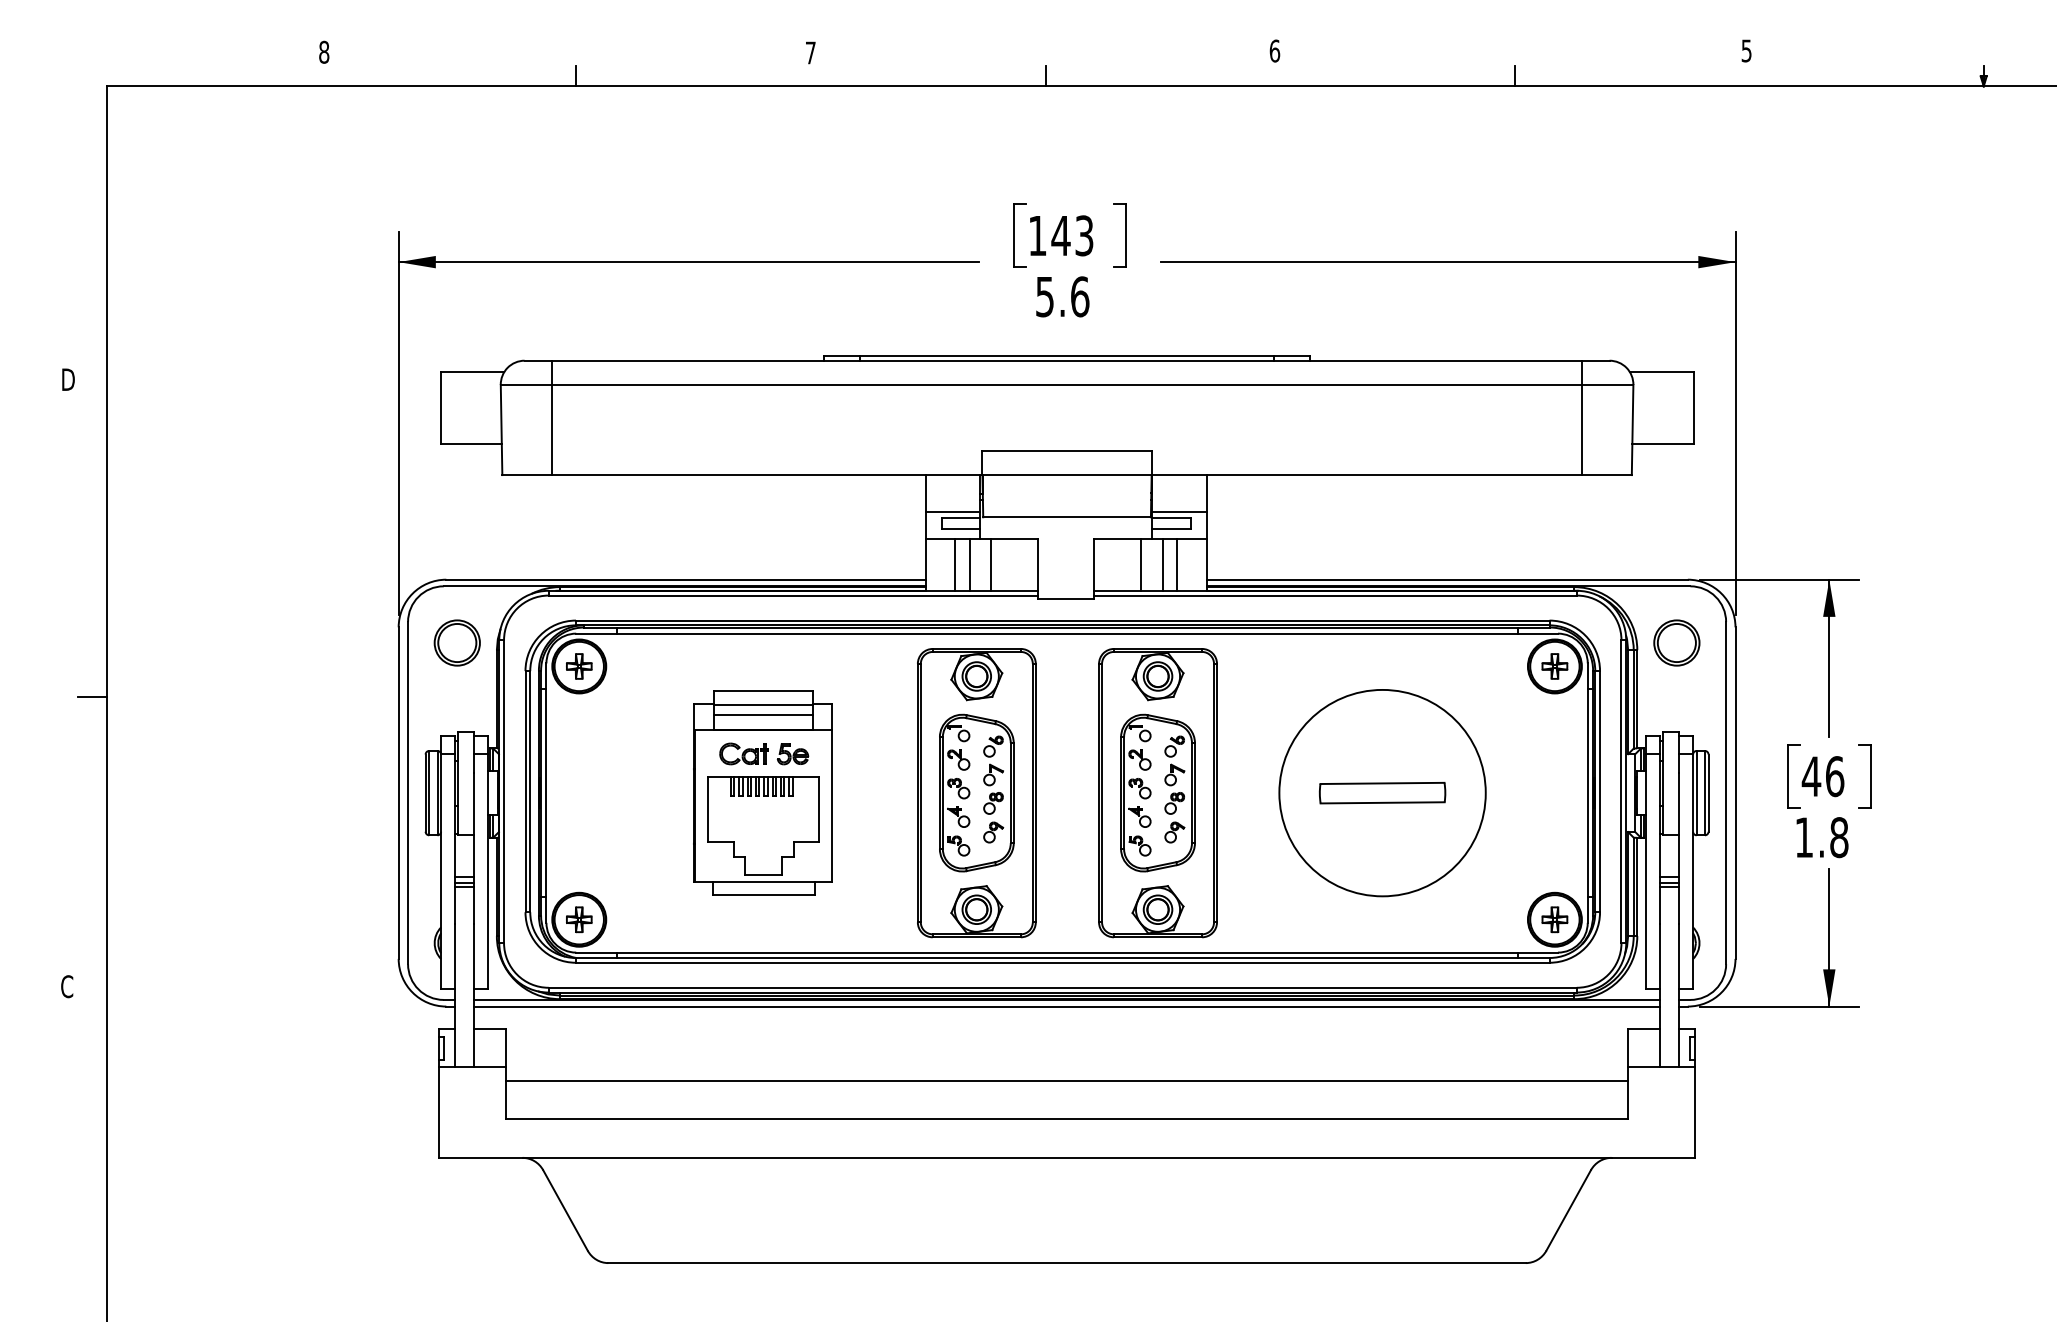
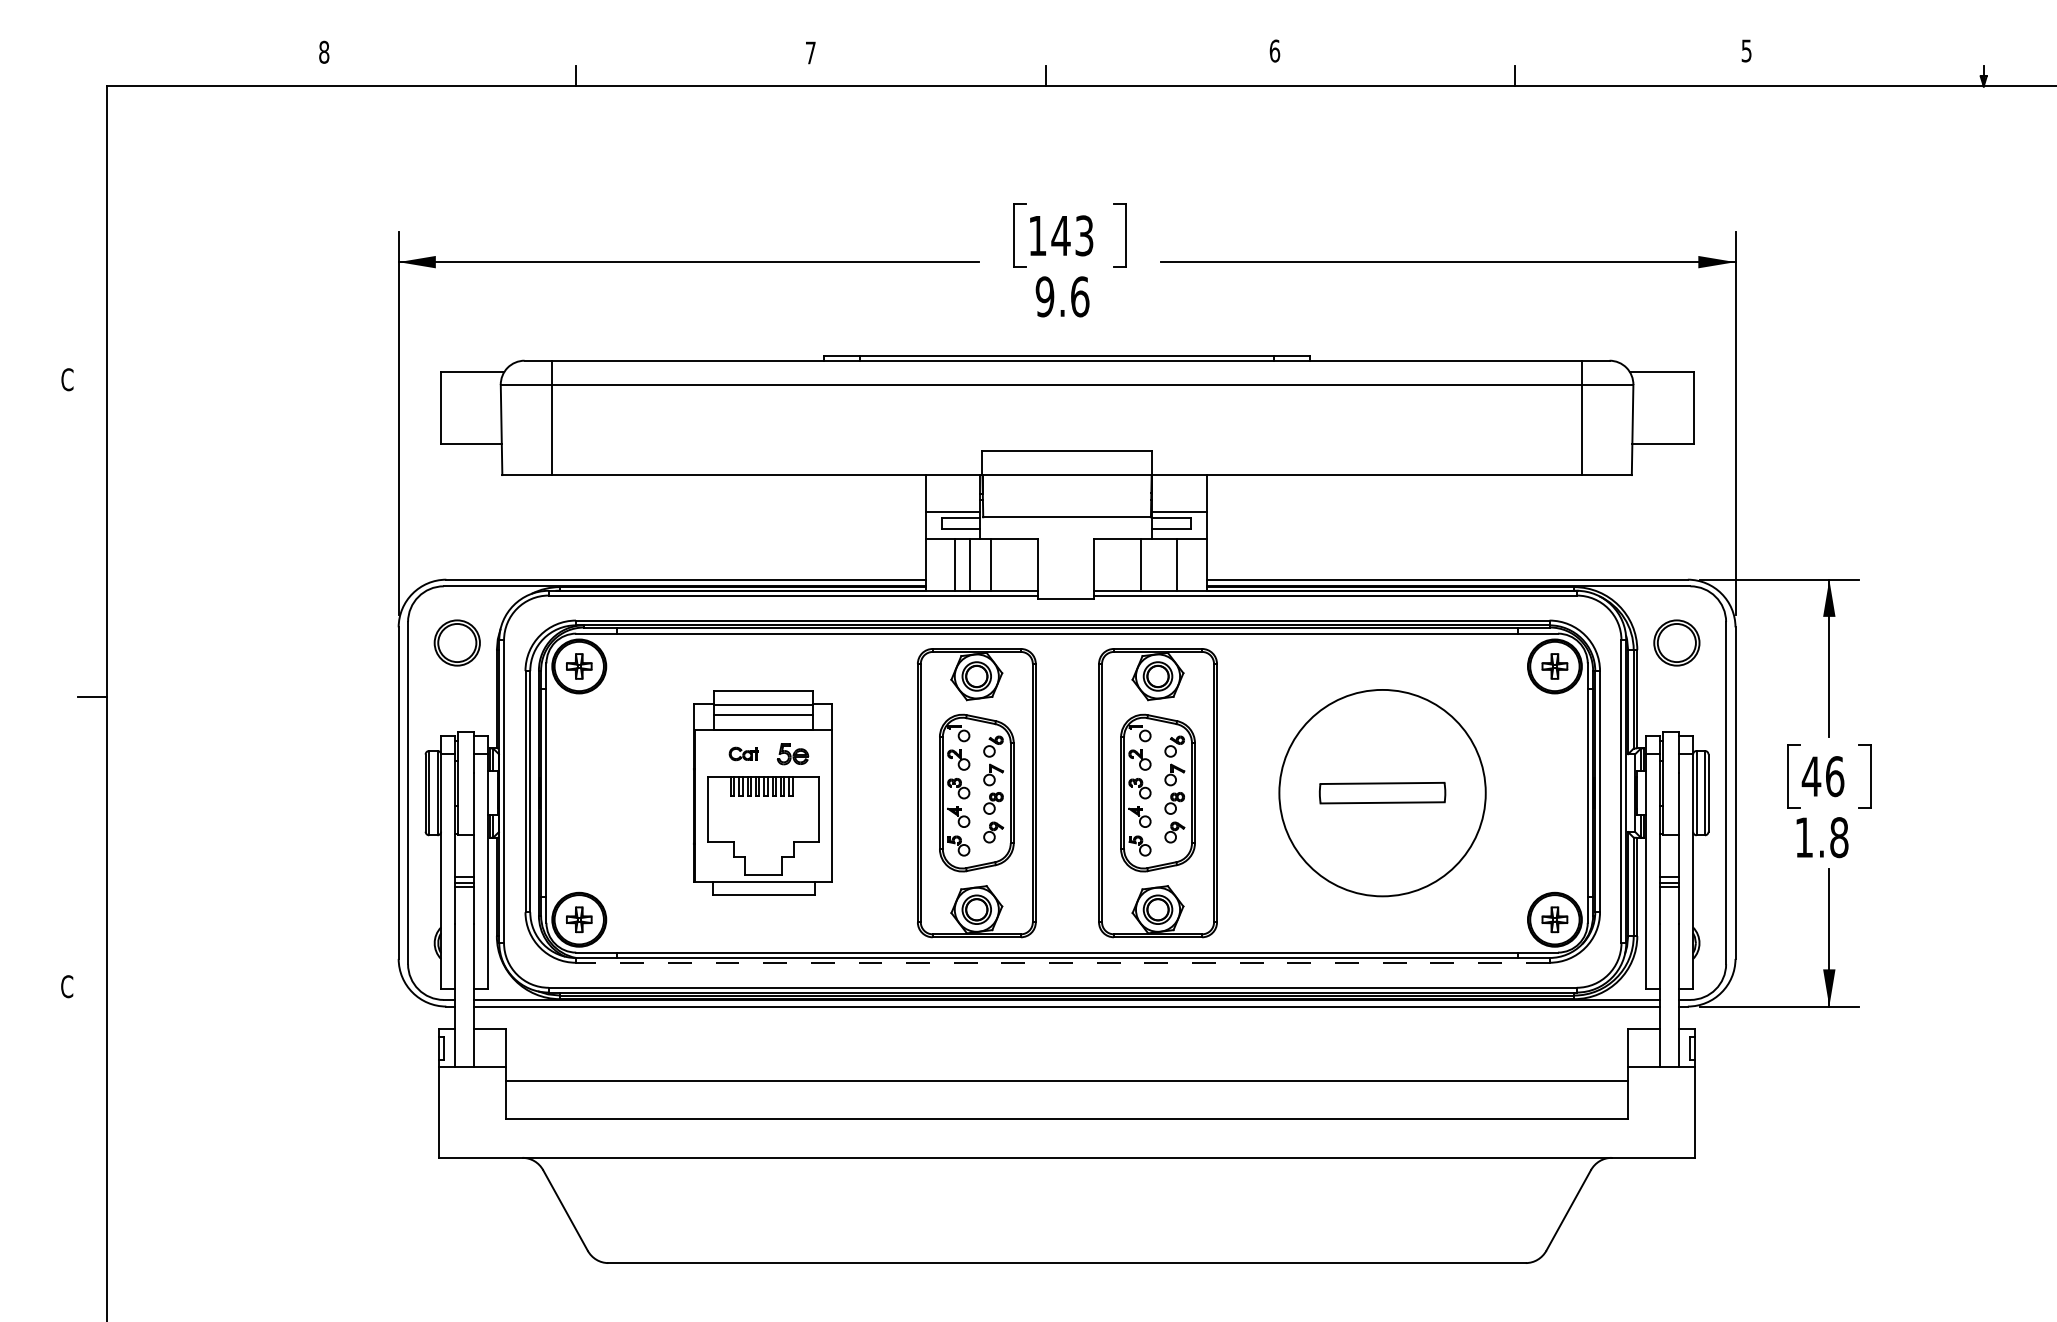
text: 5.6 -> 9.6 (1044, 296)
text: D -> C (67, 379)
line: present -> none (1162, 564)
part size: 50x24 px -> 31x16 px (743, 753)
line: solid -> dashed (1062, 962)
